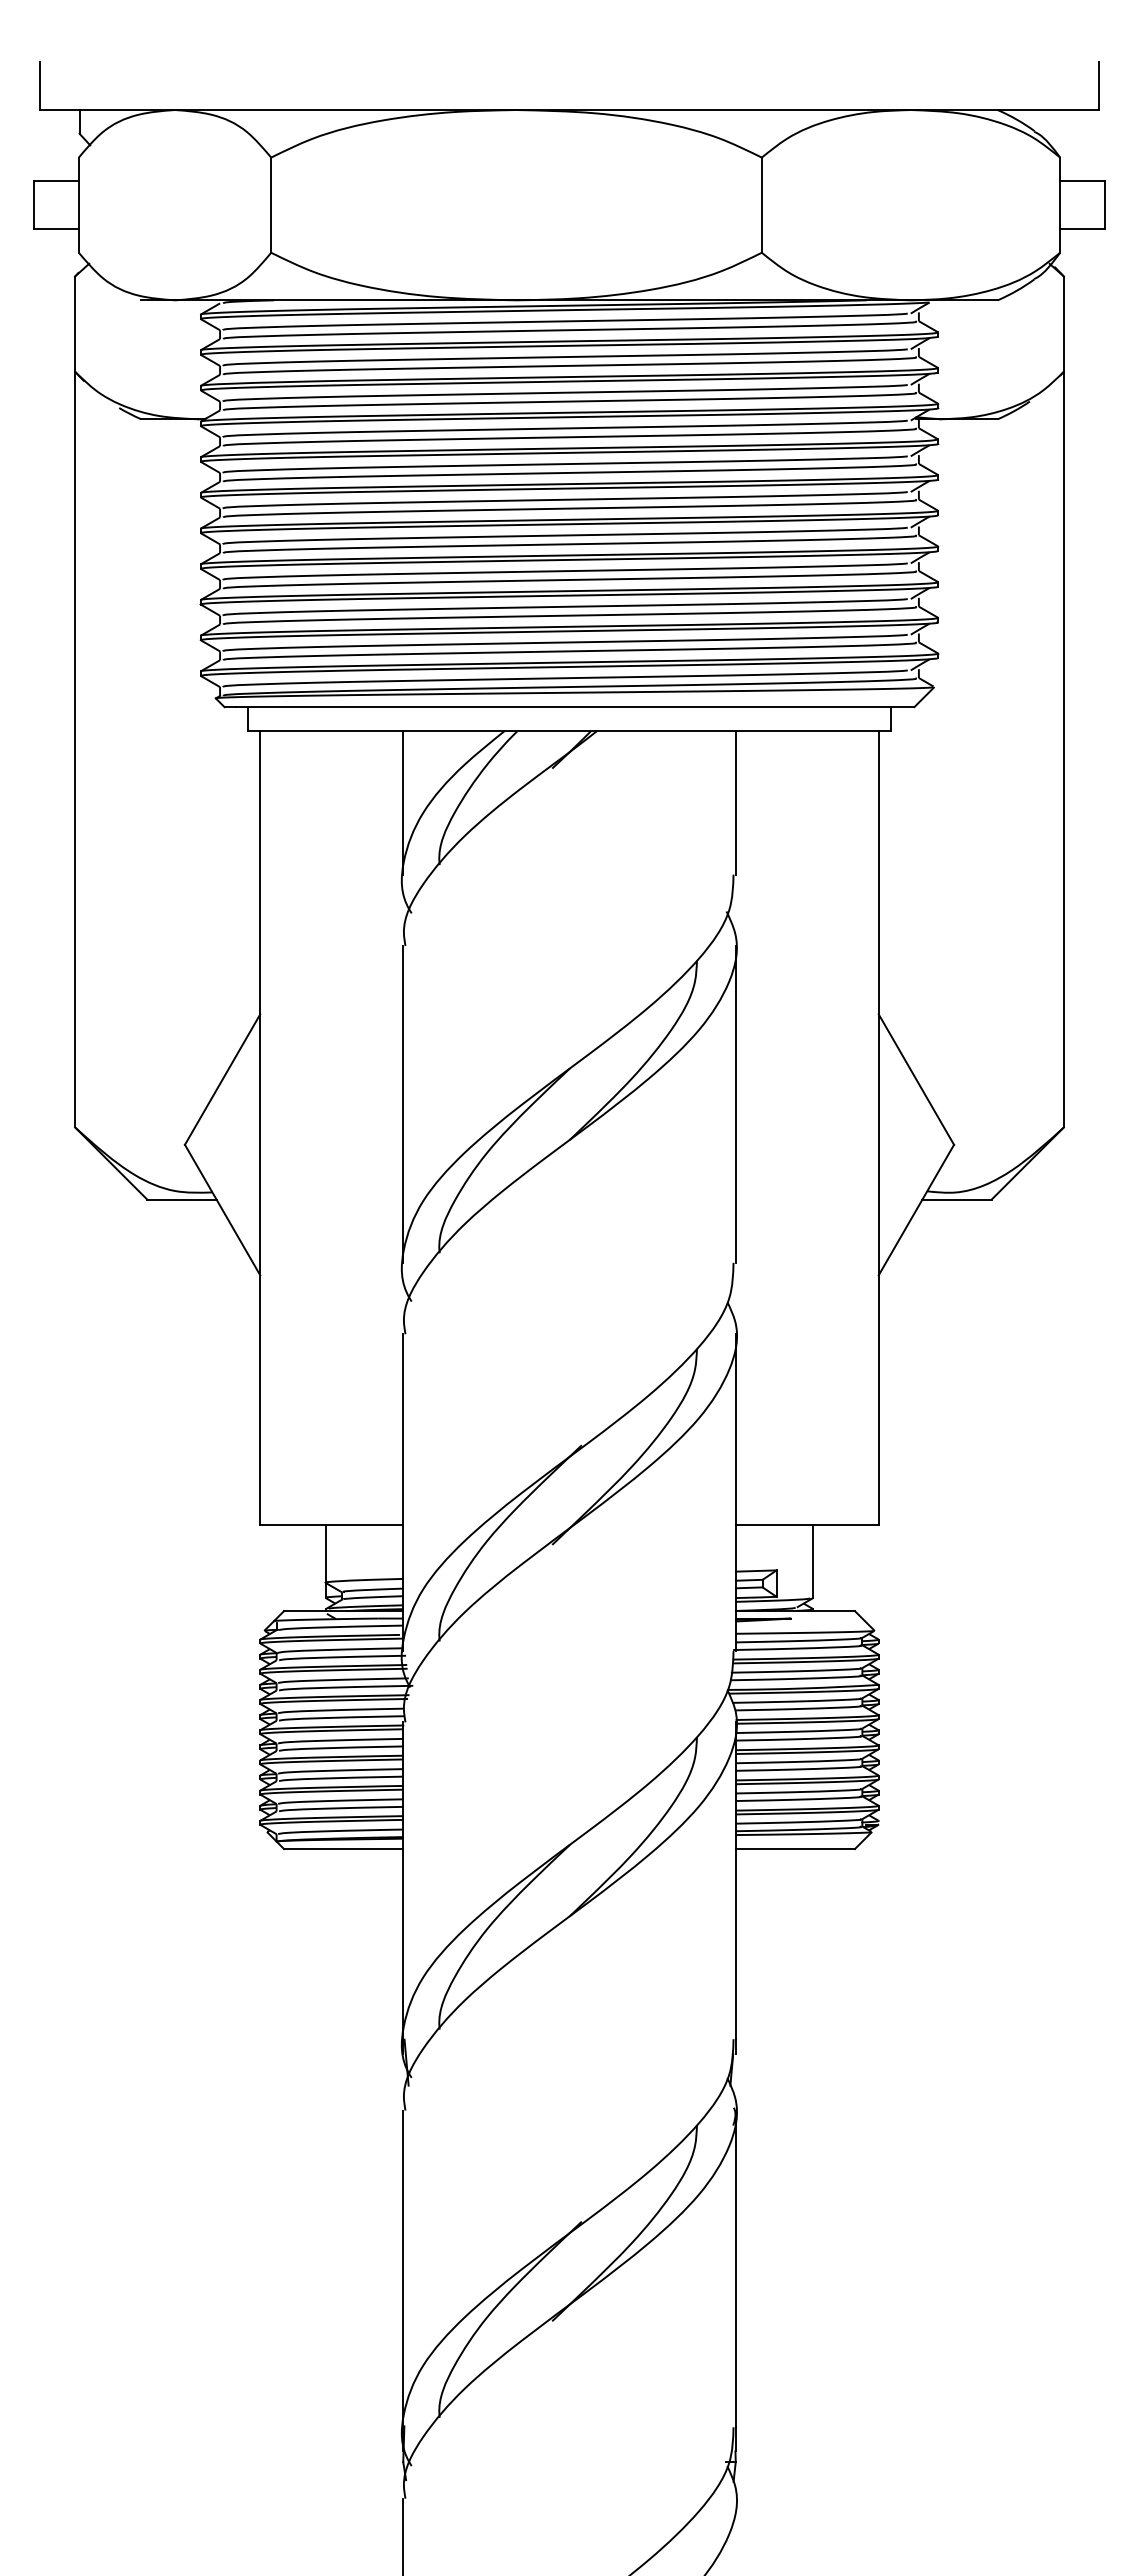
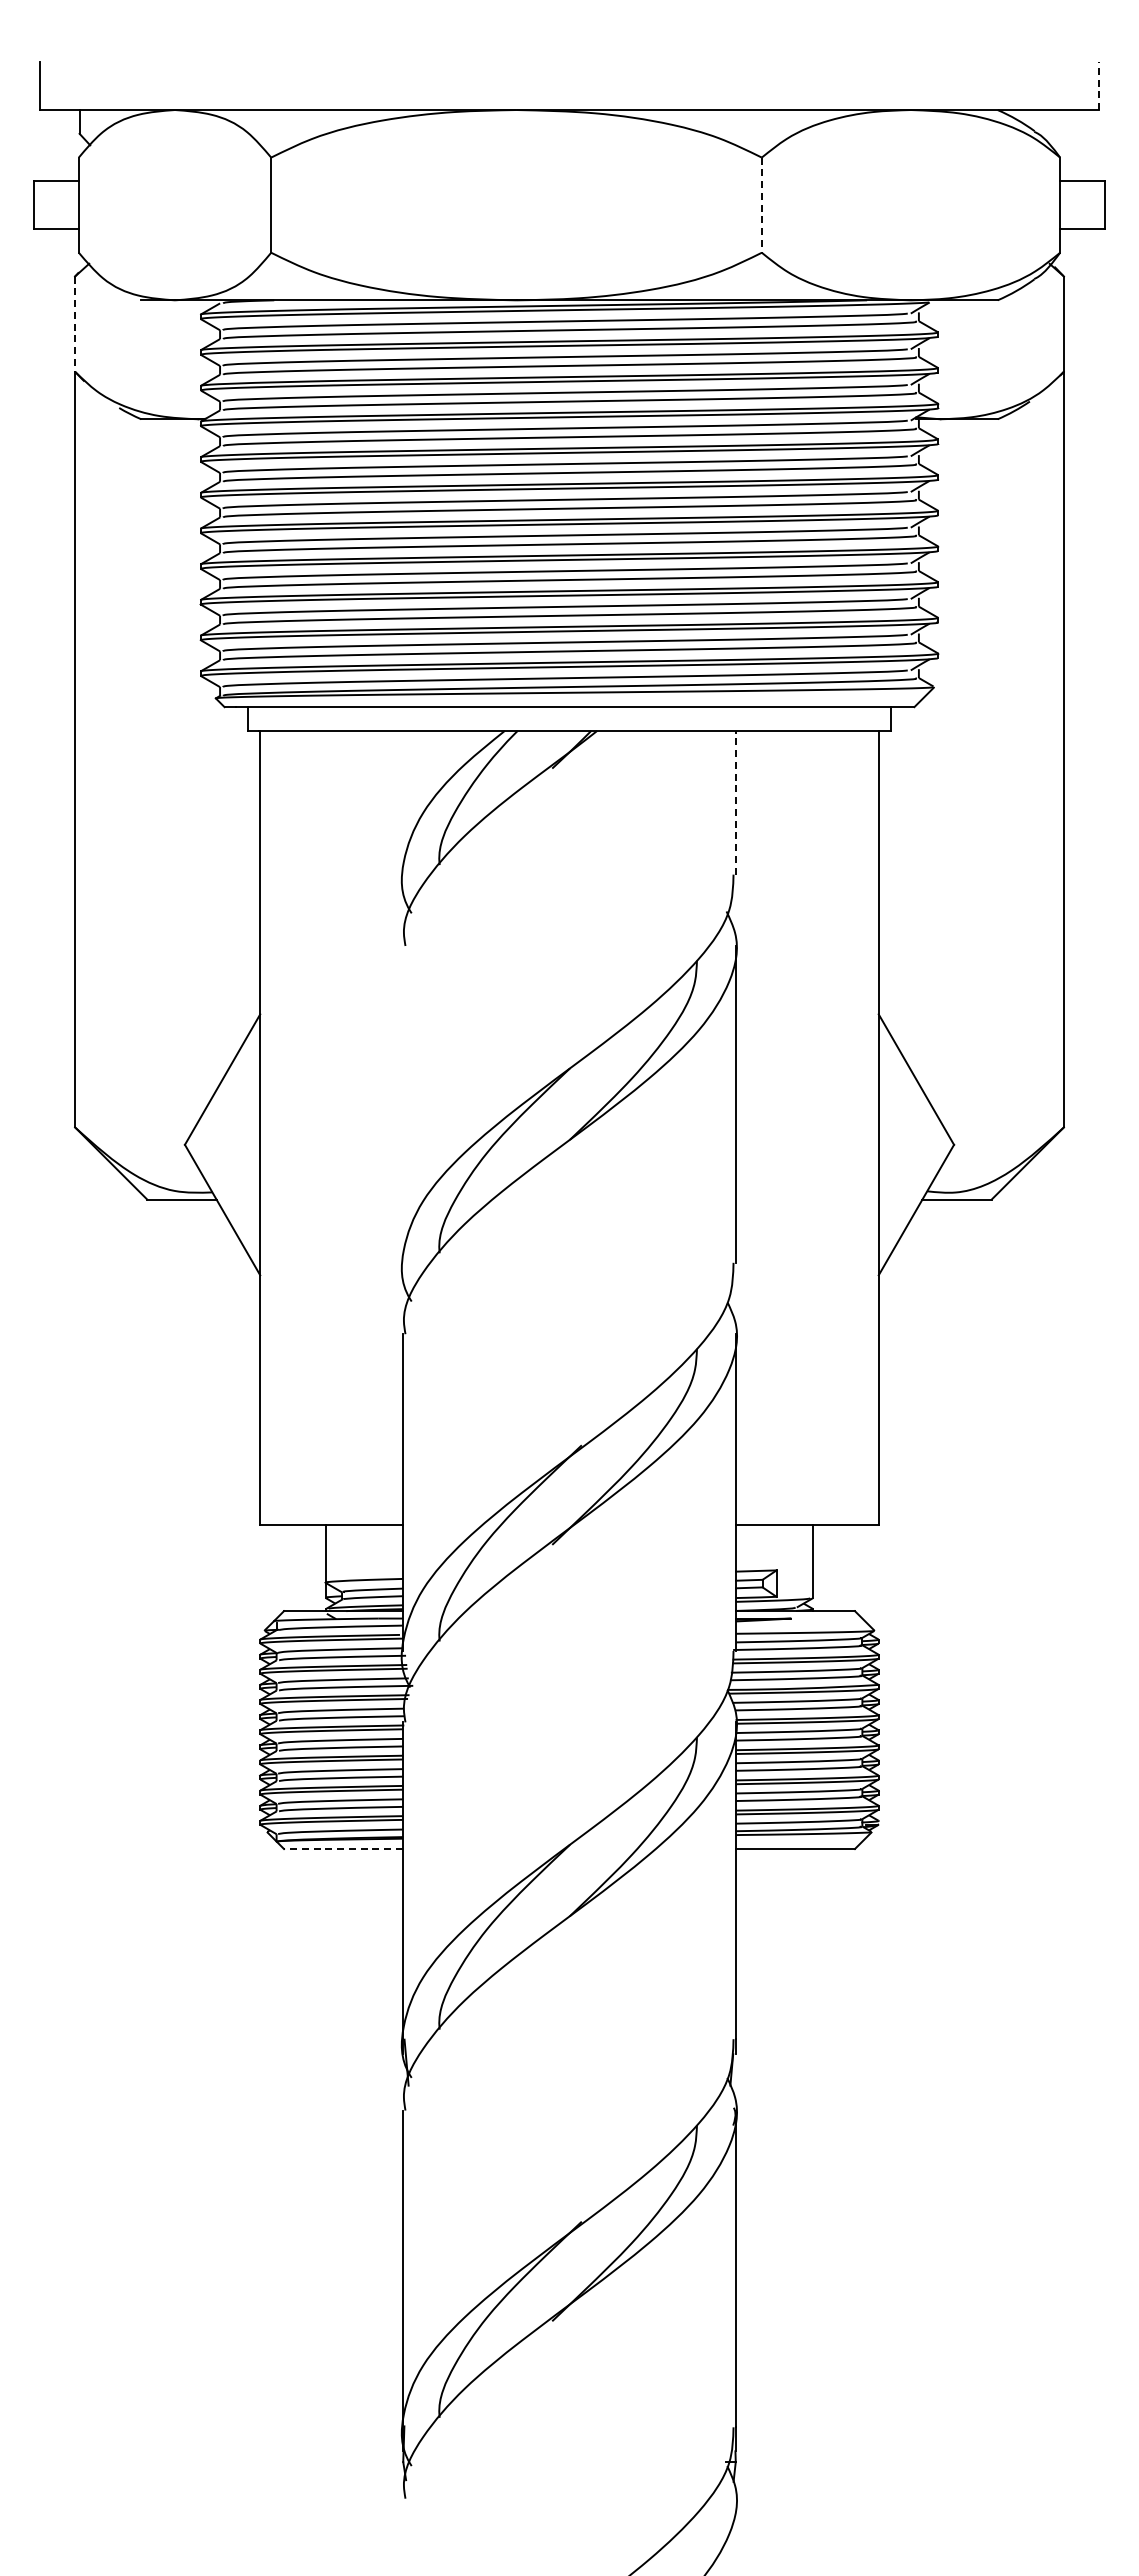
line: solid -> dashed (1098, 86)
line: solid -> dashed (761, 205)
line: solid -> dashed (75, 324)
line: present -> none (402, 802)
line: solid -> dashed (736, 802)
line: present -> none (402, 1104)
line: solid -> dashed (342, 1849)
line: present -> none (402, 2535)
